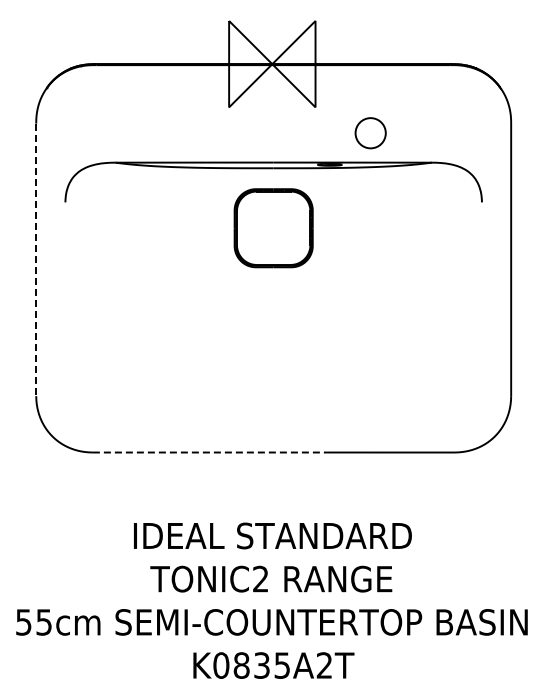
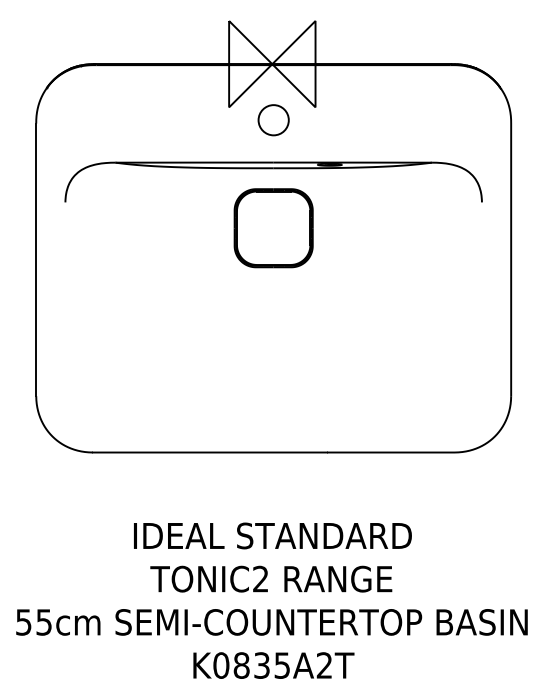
circle position: (370, 133) -> (273, 120) (273, 120)
line: dashed -> solid (36, 260)
line: dashed -> solid (210, 452)
